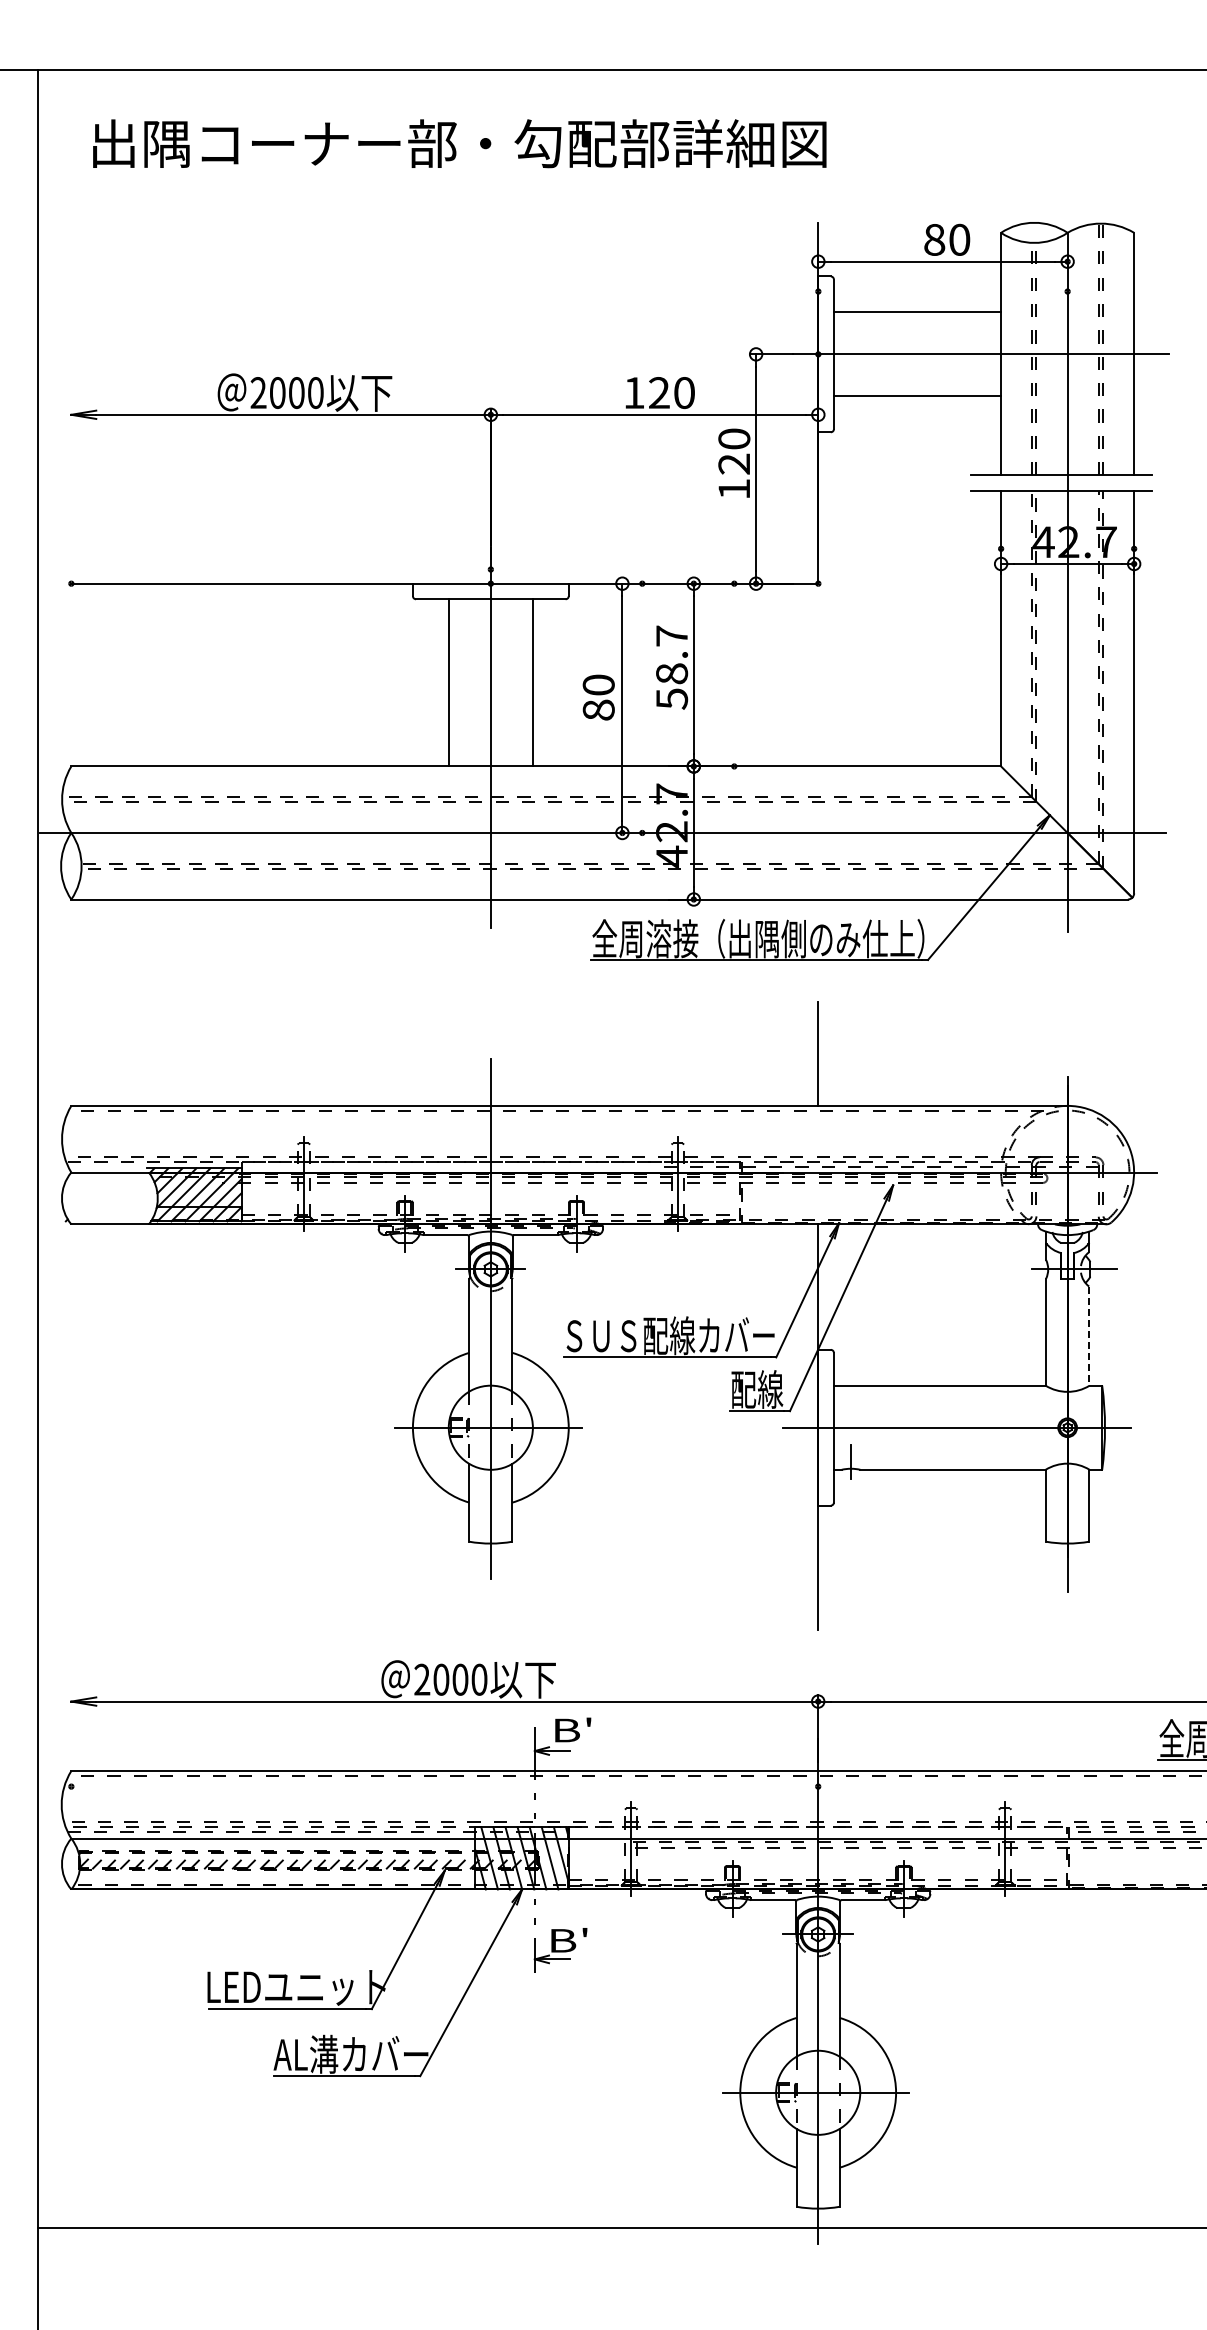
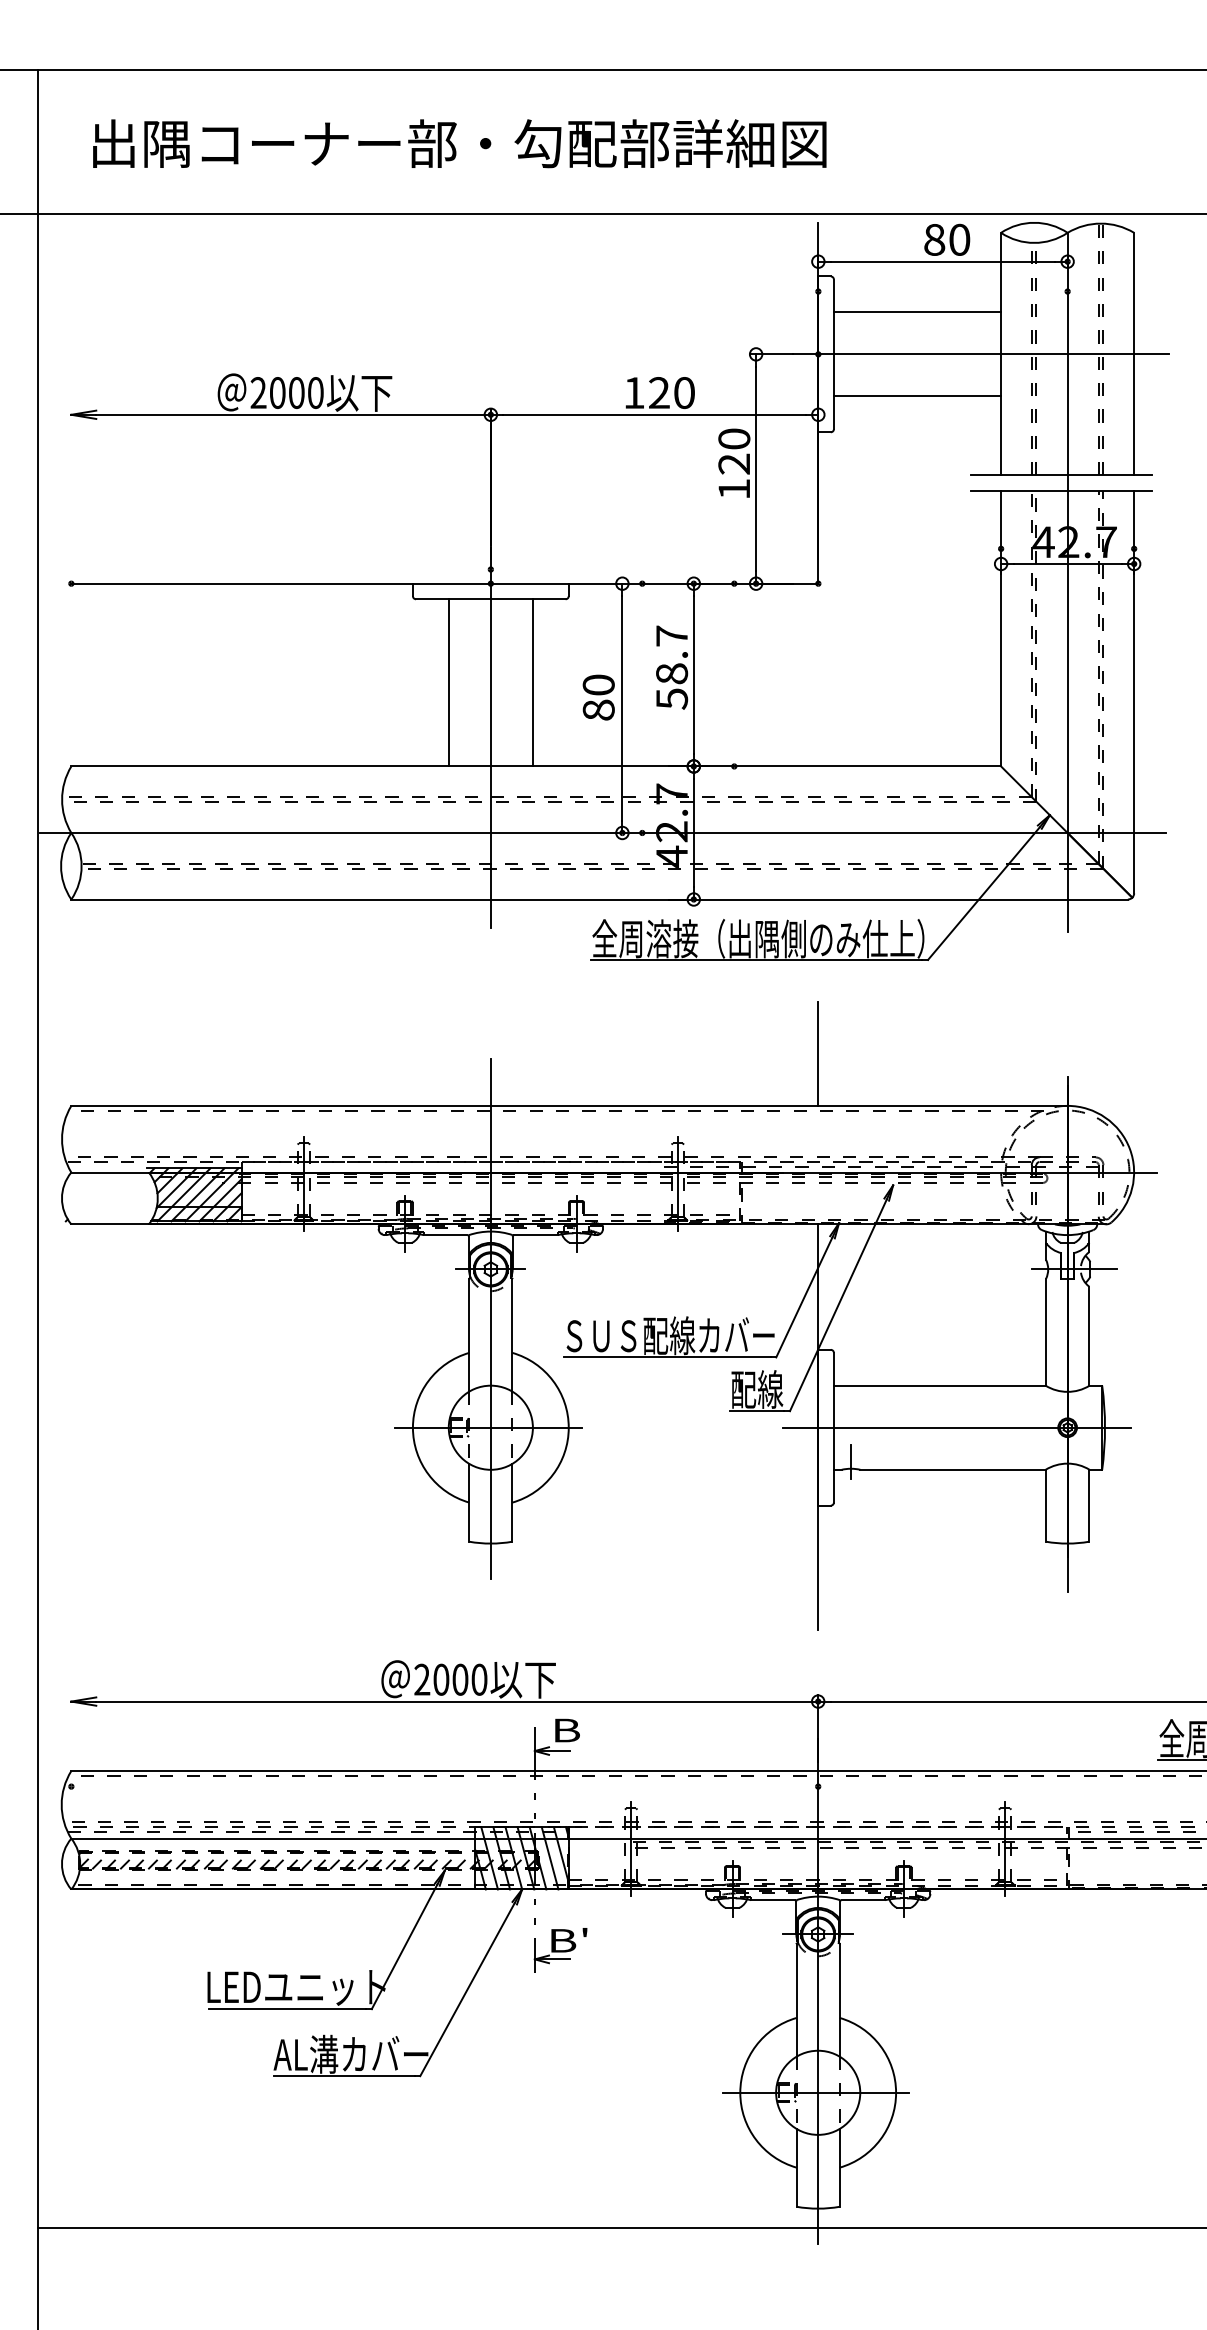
line: none -> present (602, 214)
line: dashed -> solid (1089, 1336)
text: B' -> B (588, 1721)
